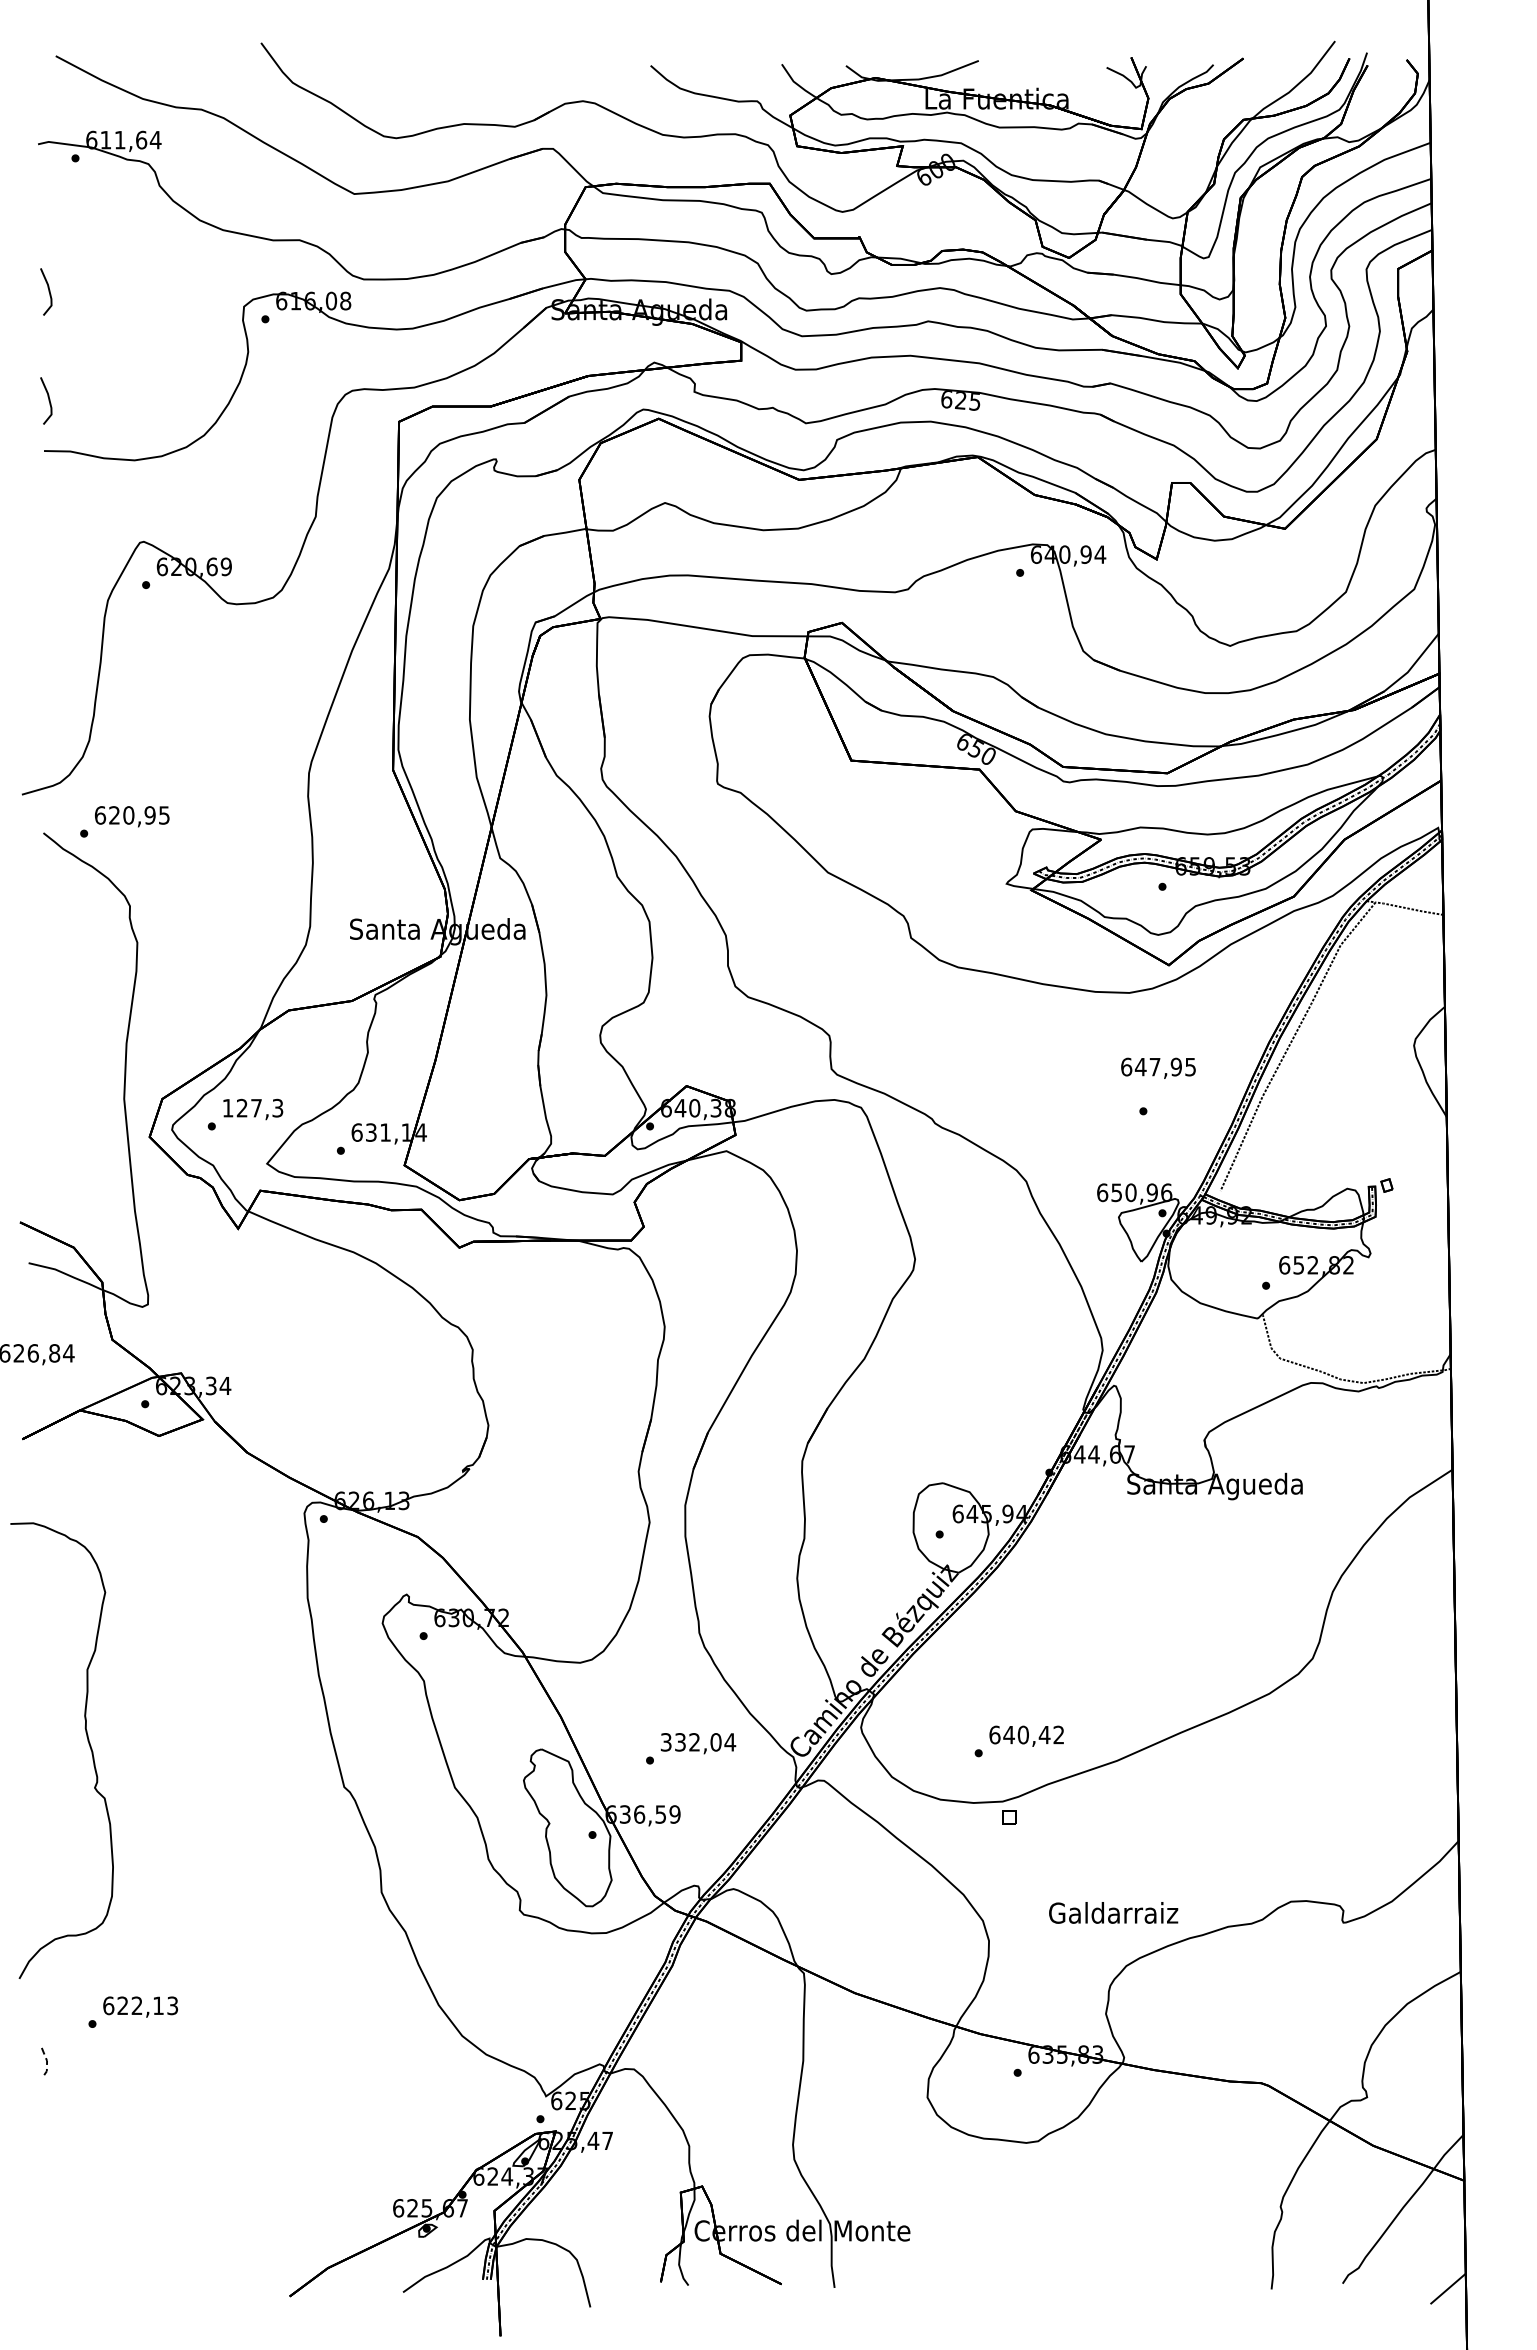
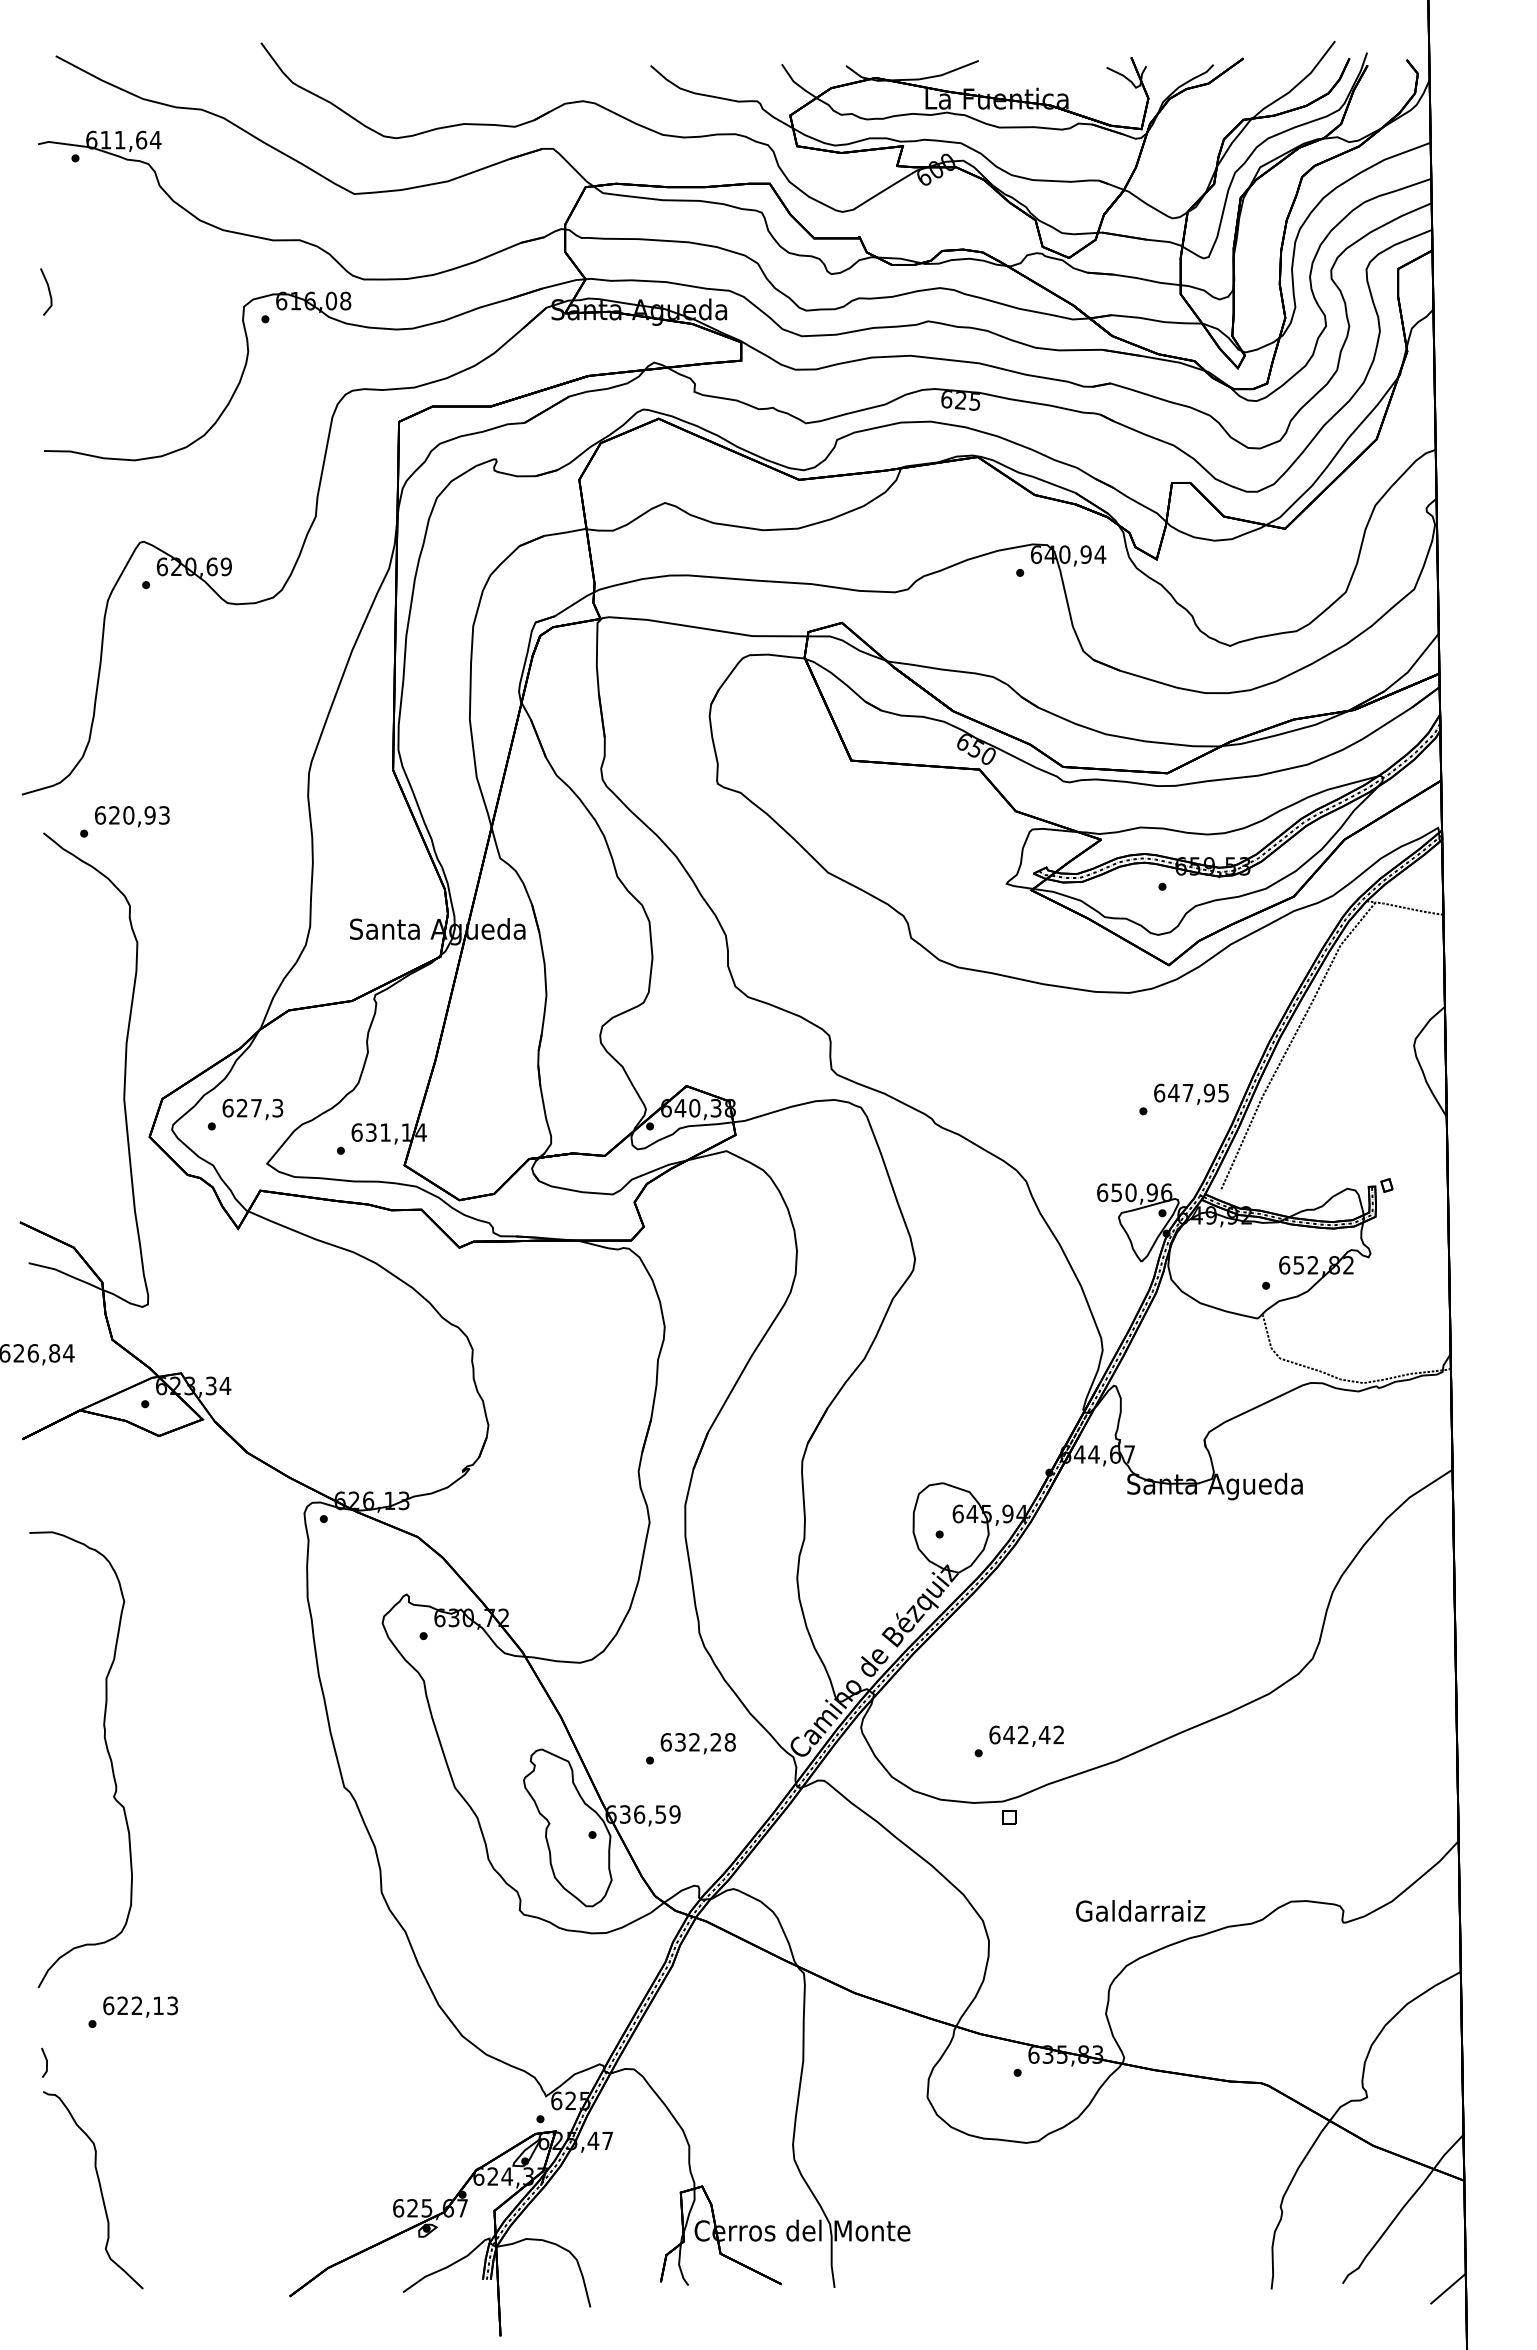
line: present -> none (48, 400)
text: 620,95 -> 620,93 (164, 815)
text position: (1158, 1067) -> (1191, 1093) (1191, 1093)
text: 127,3 -> 627,3 (227, 1107)
text: 640,42 -> 642,42 (1022, 1734)
curve position: (87, 1741) -> (106, 1750) (106, 1750)
text: 332,04 -> 632,28 (698, 1742)
text position: (1113, 1912) -> (1140, 1910) (1140, 1910)
line: dashed -> solid (47, 2063)
curve: none -> present (99, 2188)
